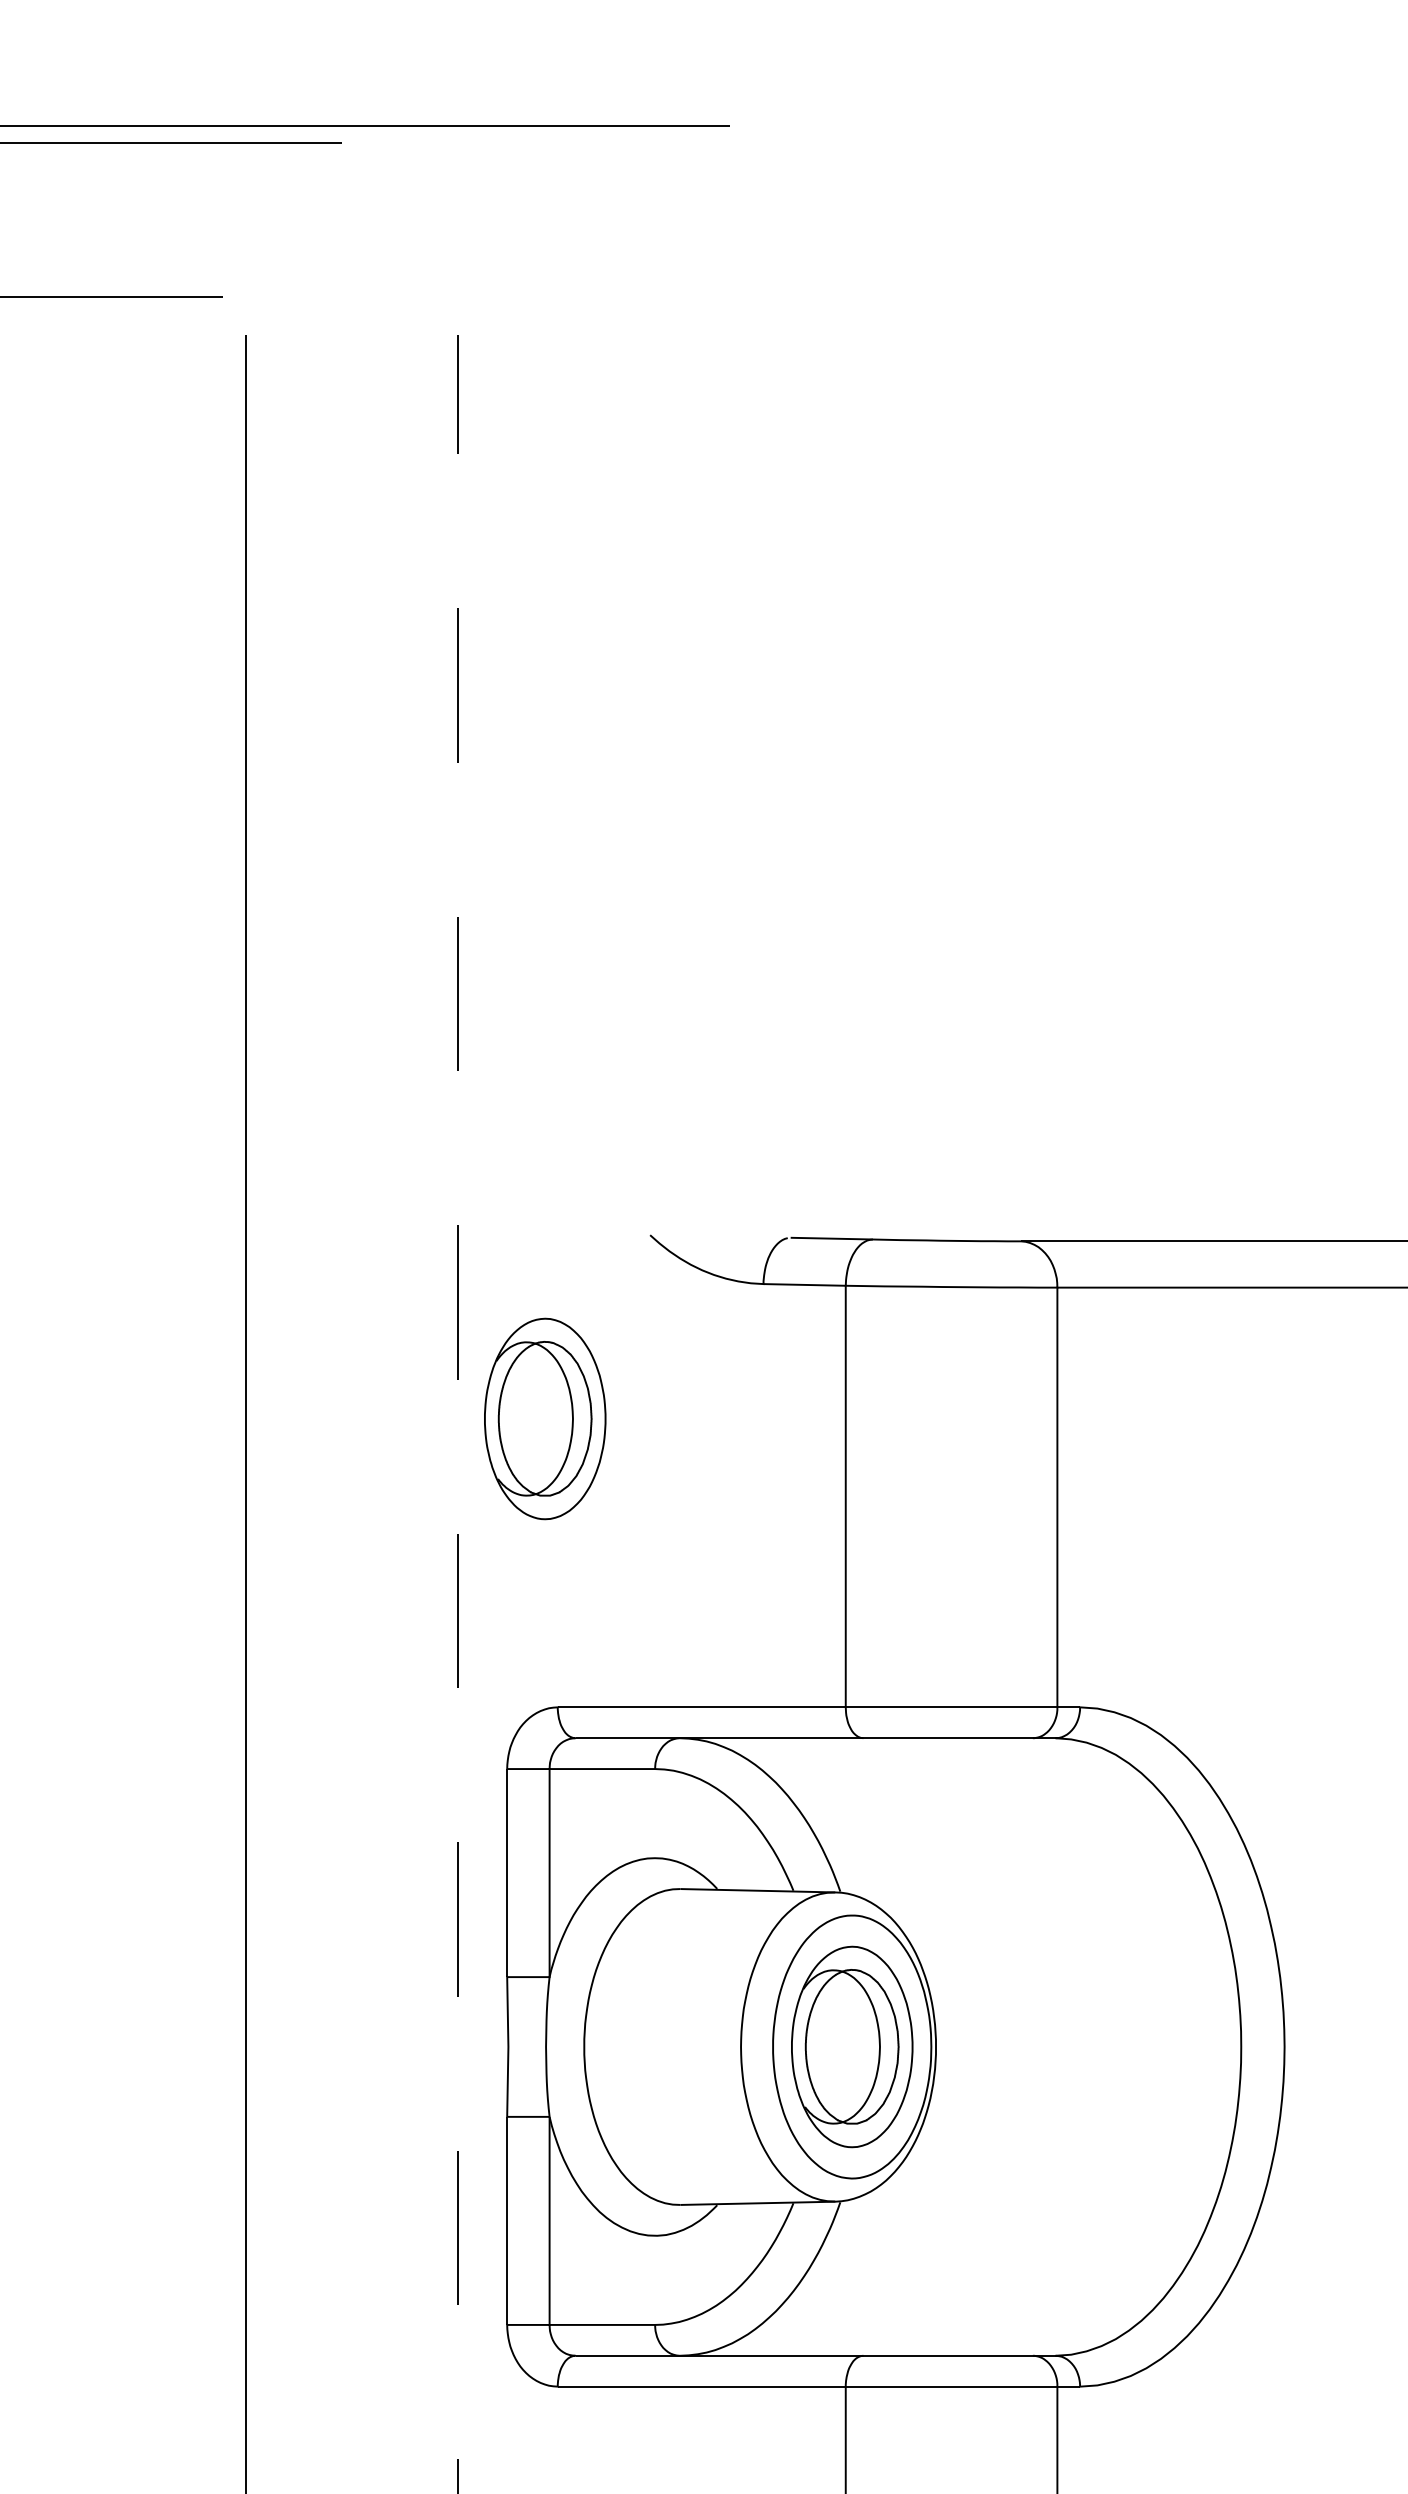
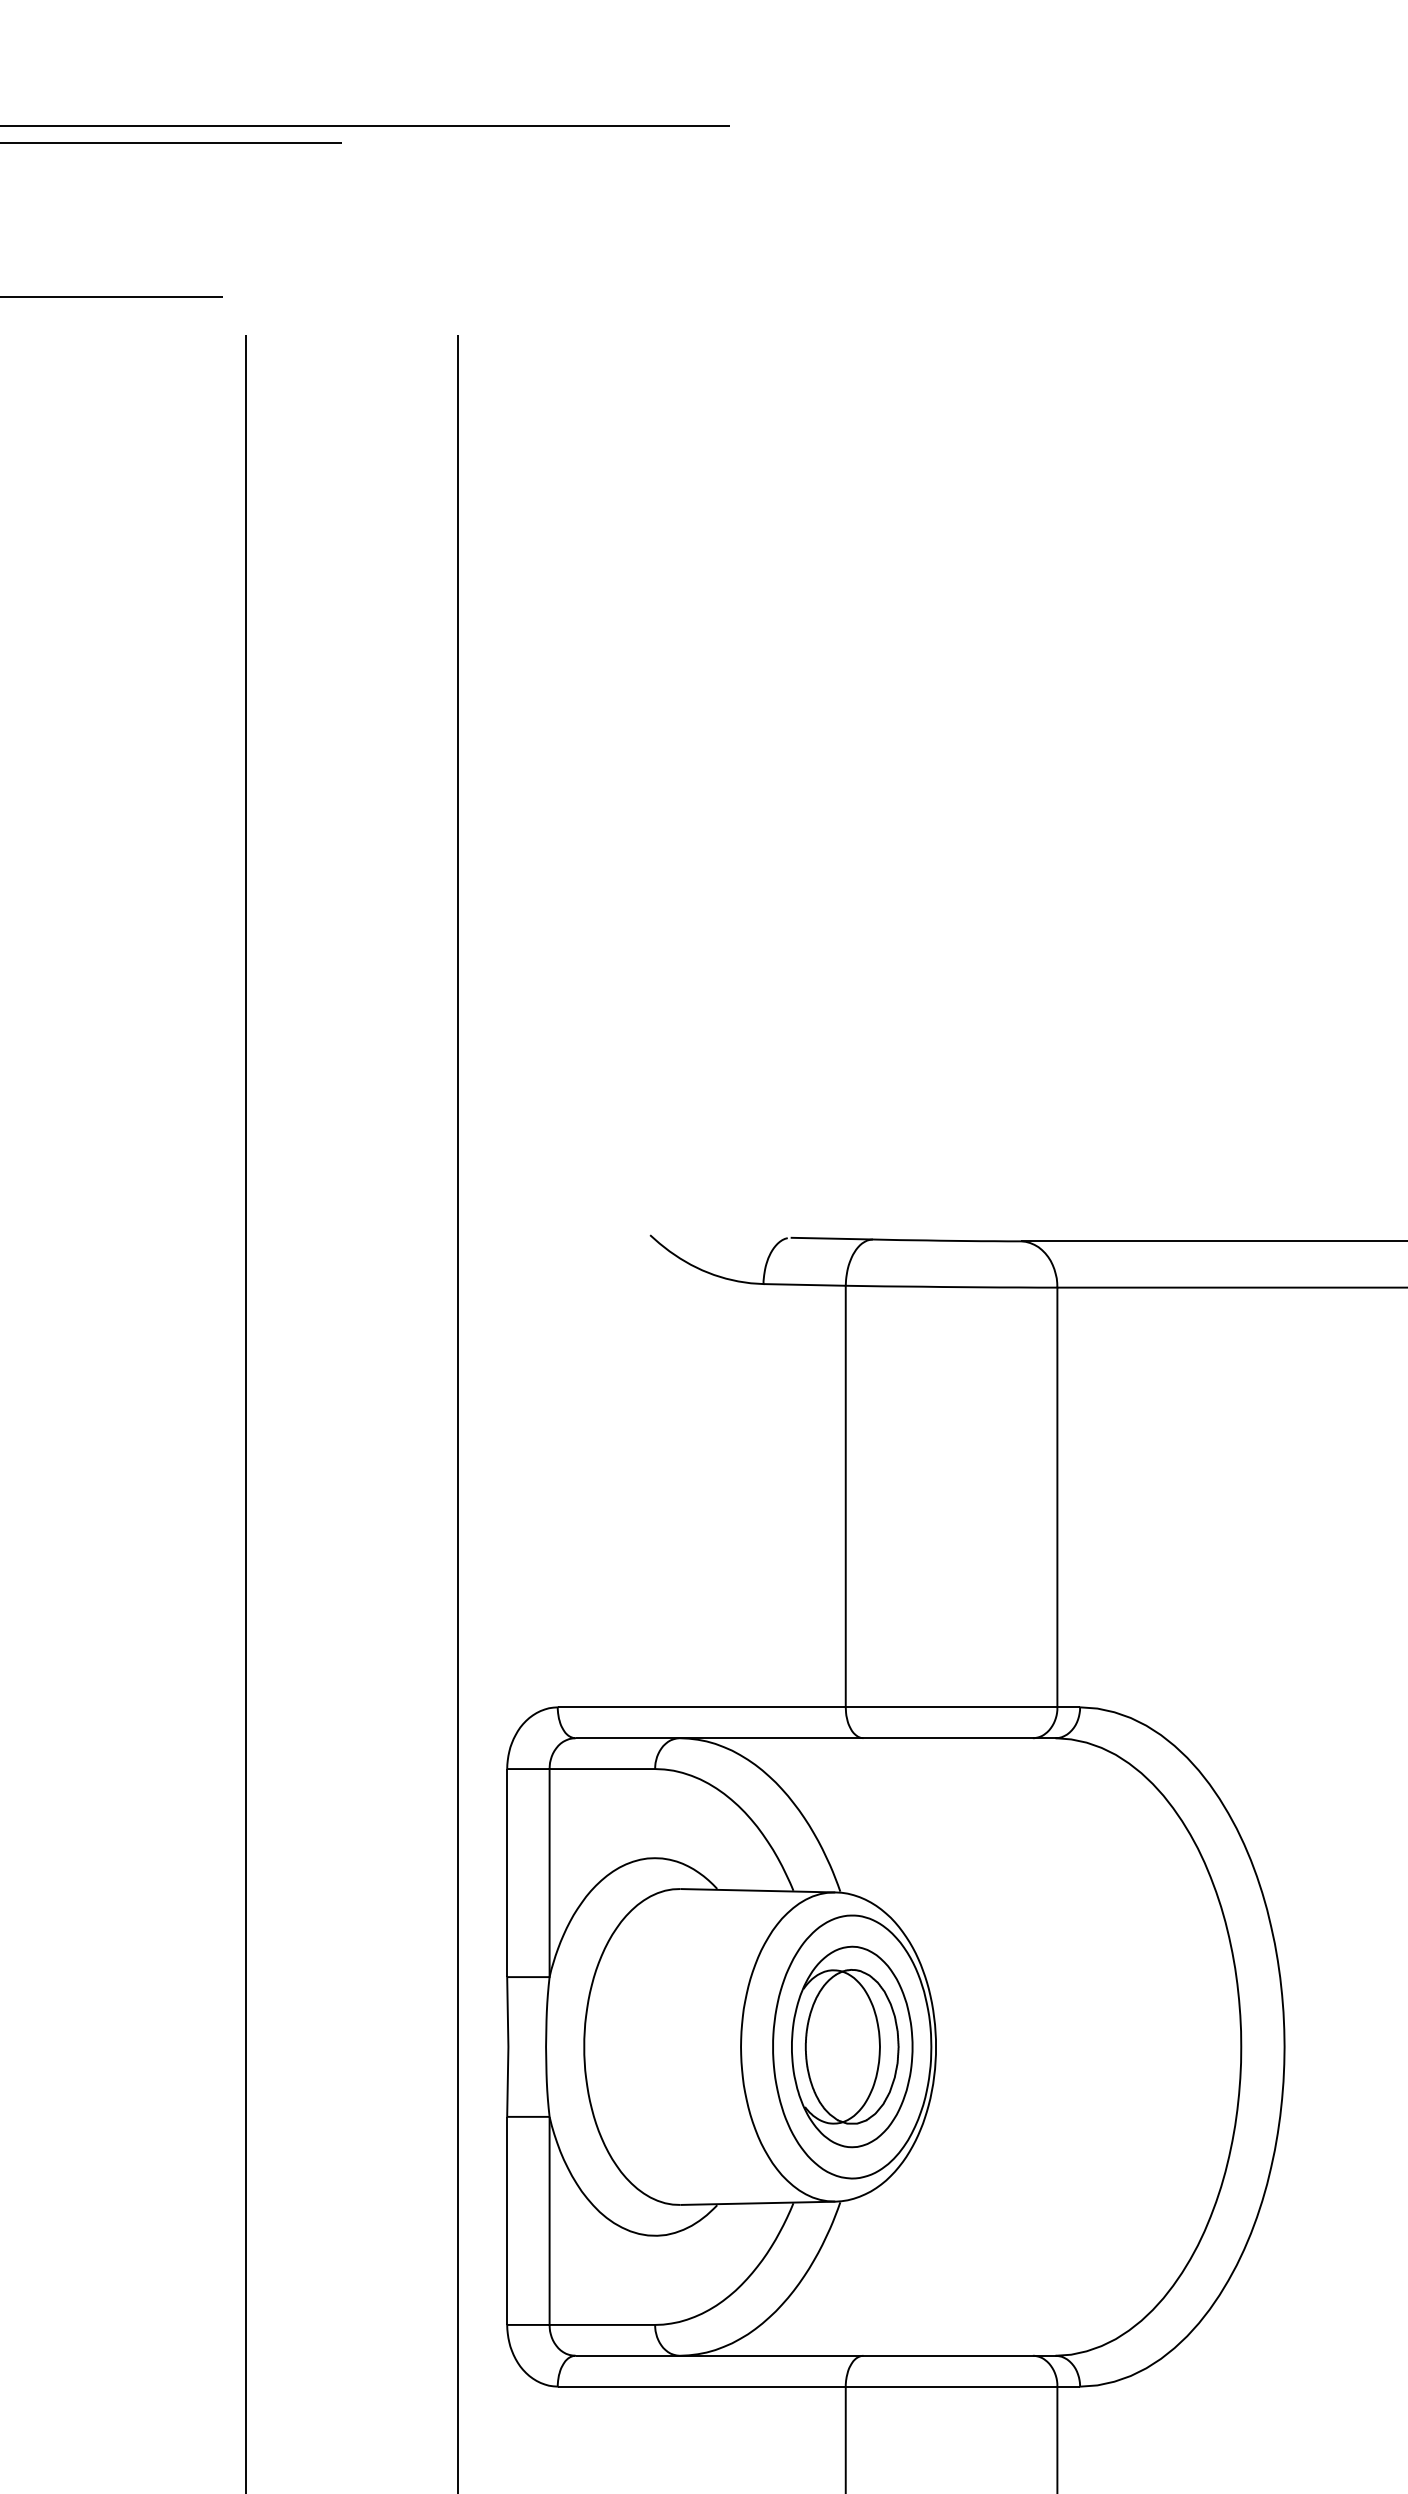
line: dashed -> solid (457, 1414)
part: present -> none (545, 1418)
